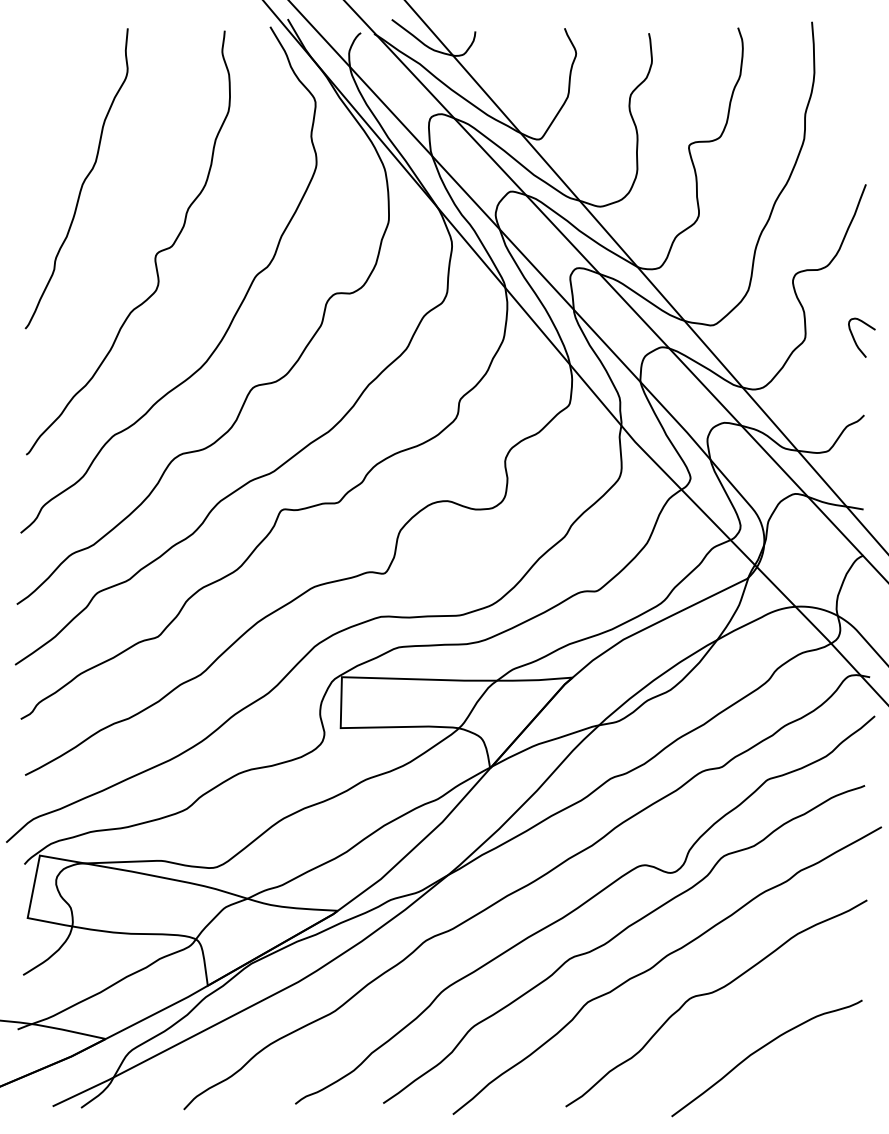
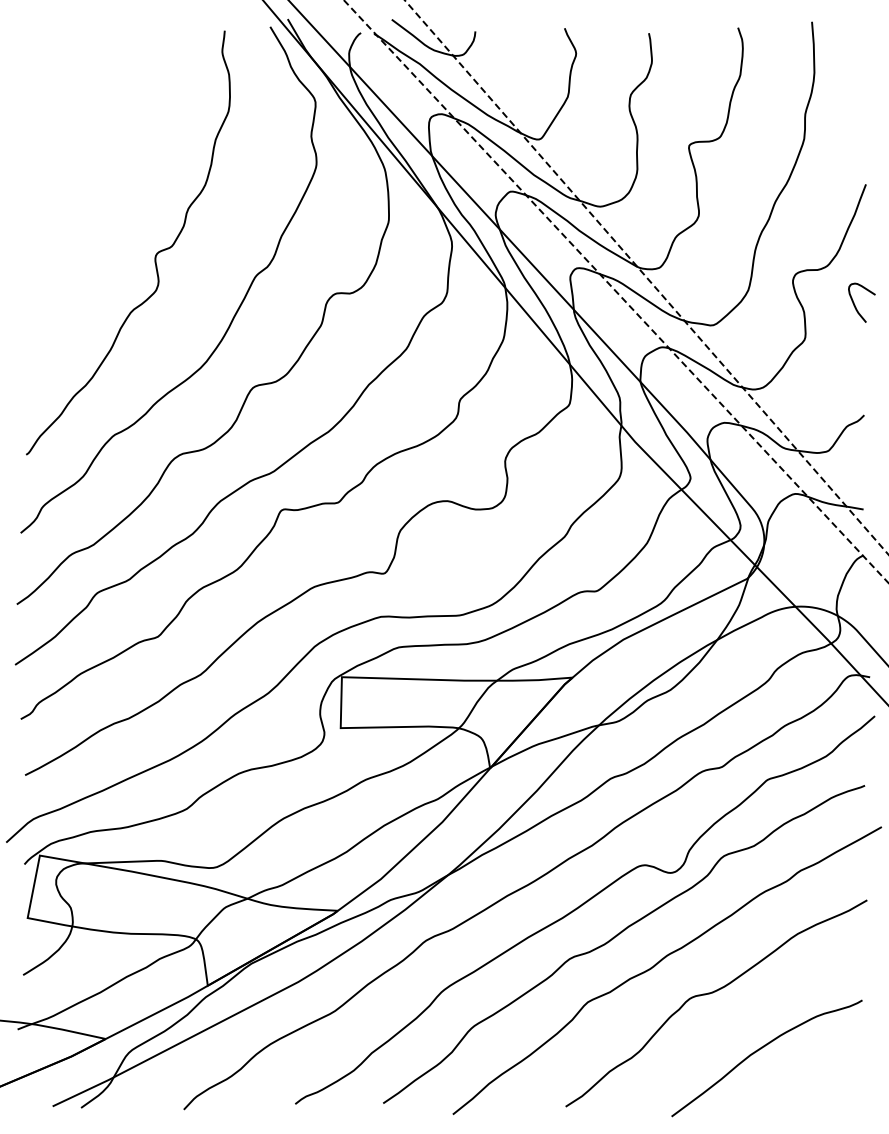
curve: present -> none (82, 182)
line: solid -> dashed (646, 277)
line: solid -> dashed (616, 291)
curve position: (855, 339) -> (855, 304) (855, 304)
